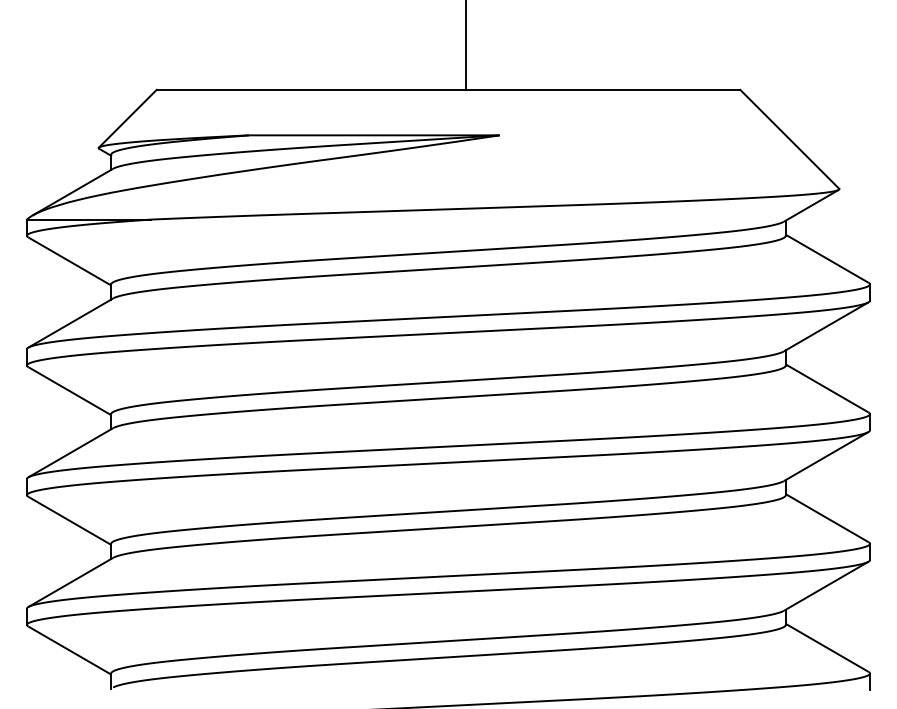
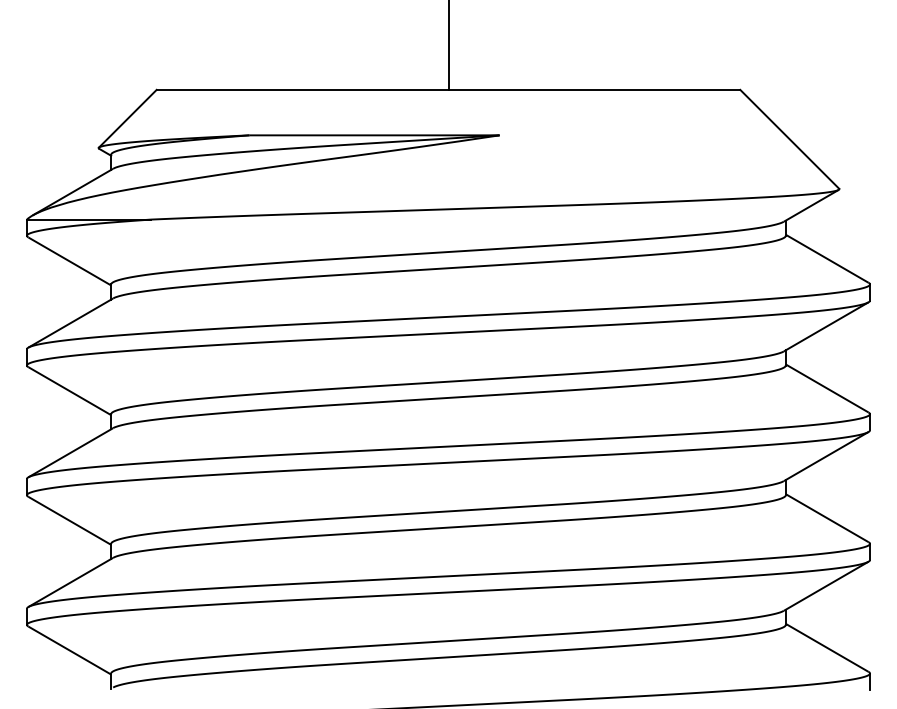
line position: (465, 45) -> (448, 45) (448, 45)
